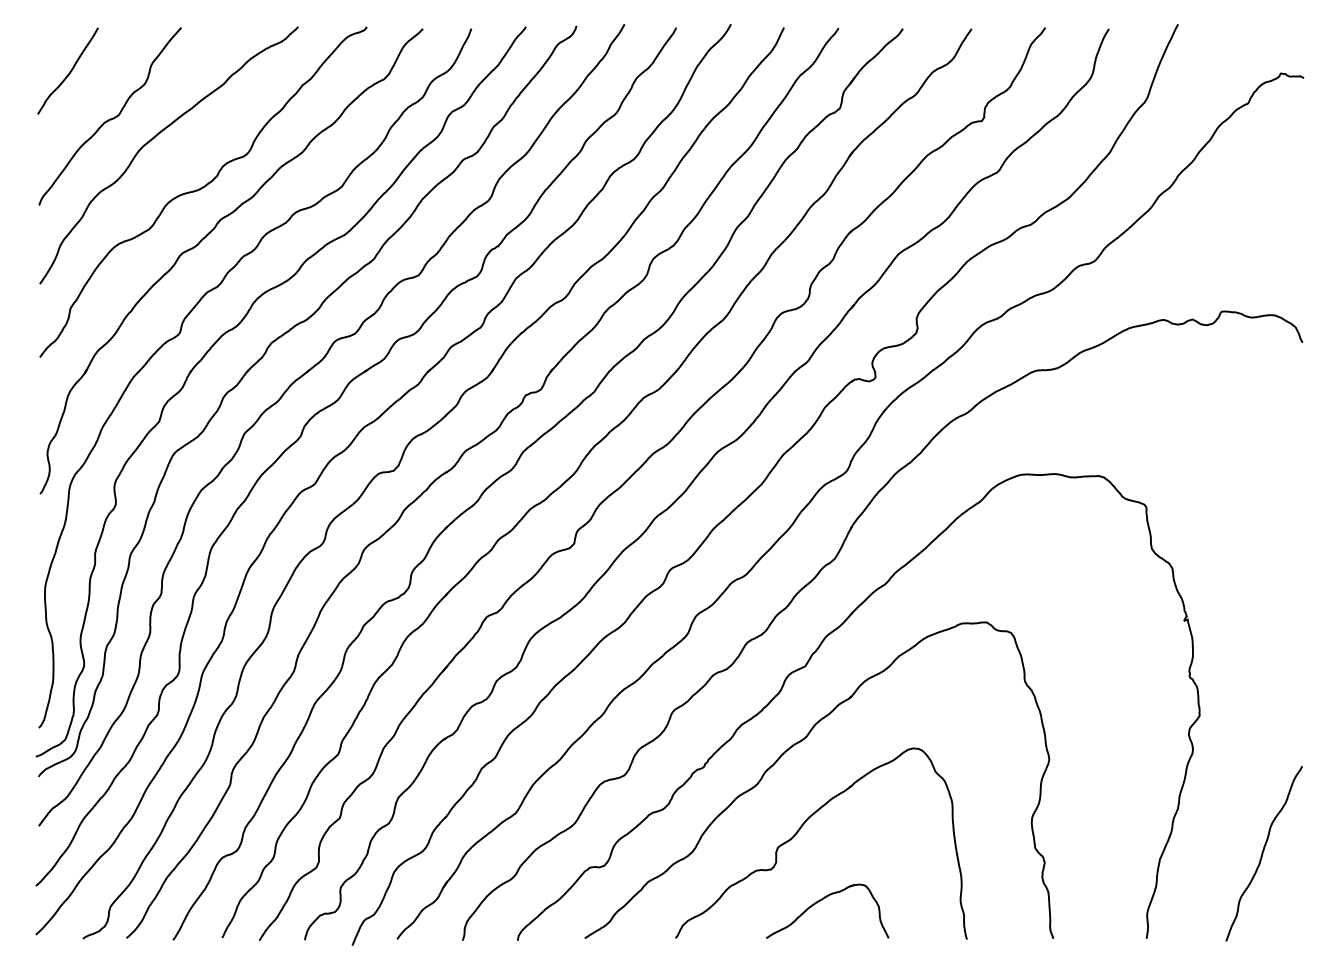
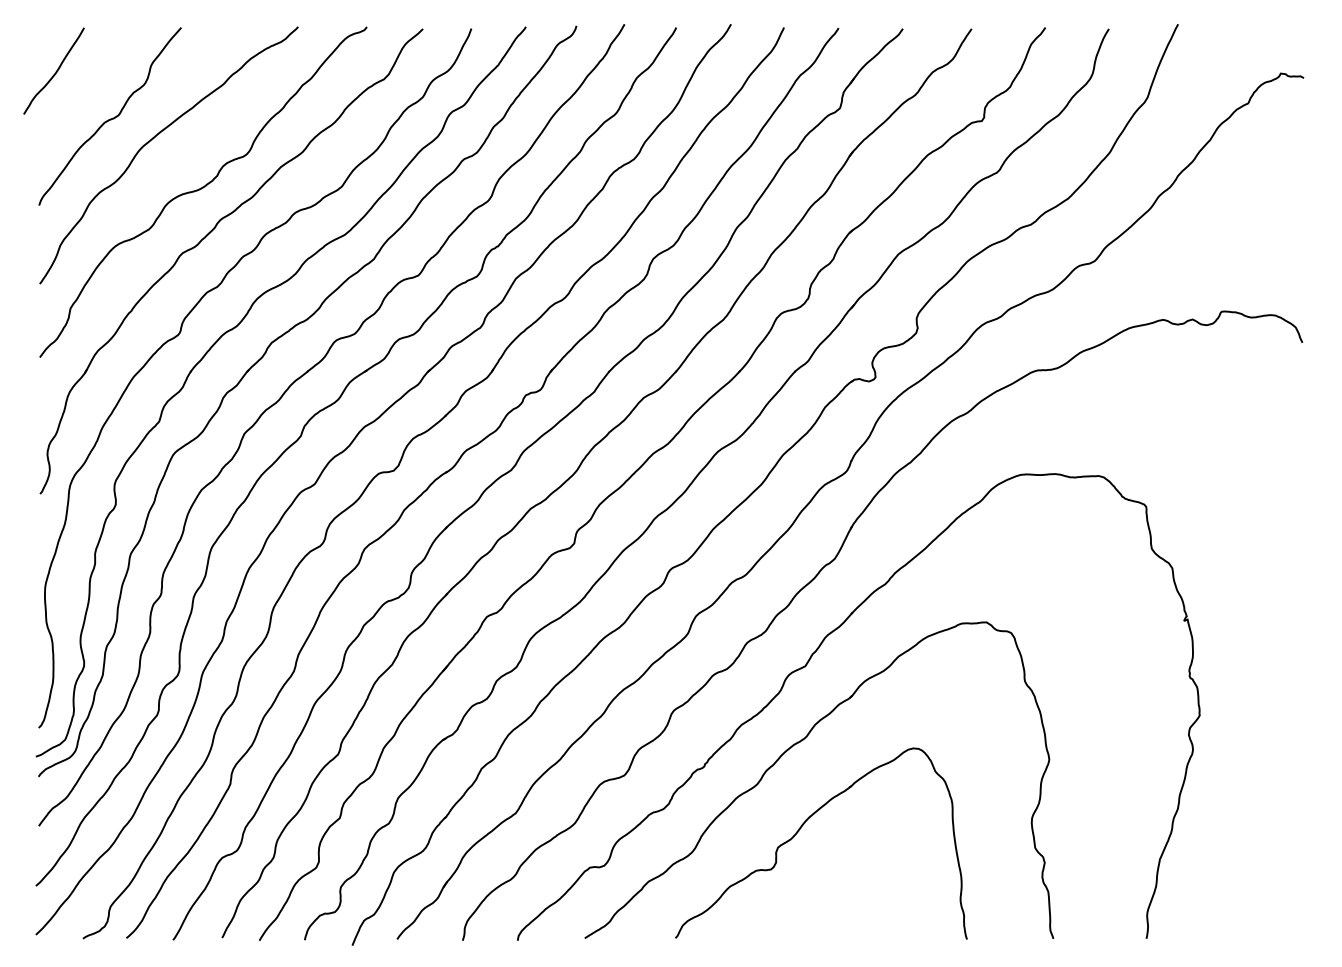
curve position: (69, 71) -> (55, 71) (55, 71)
curve: present -> none (1263, 853)
part: present -> none (822, 900)
